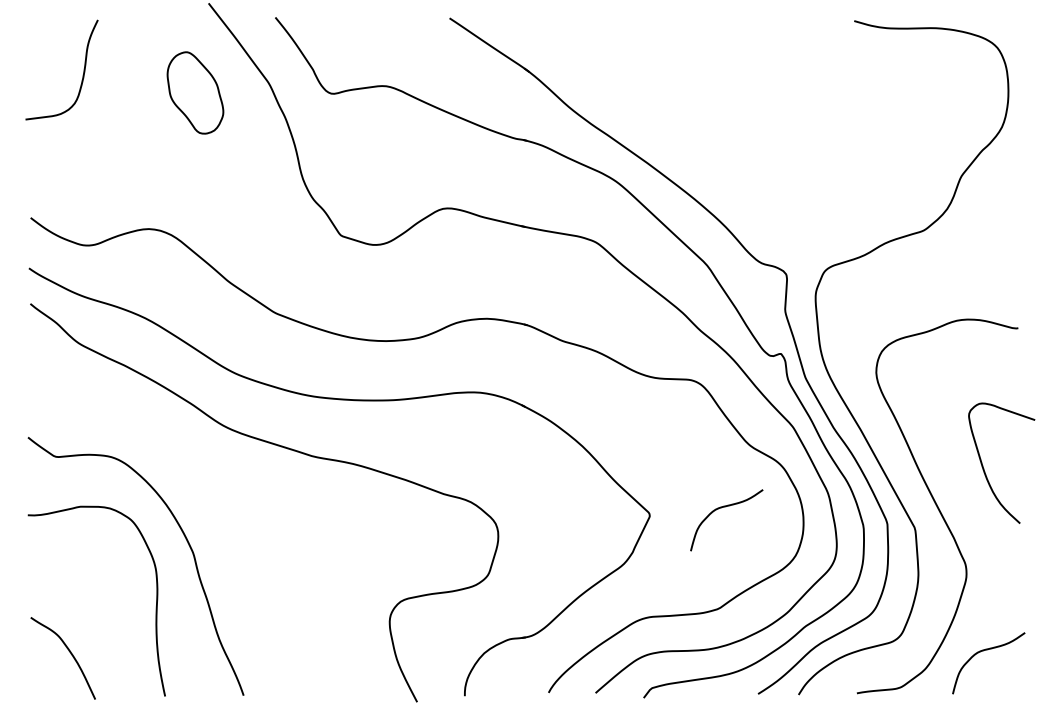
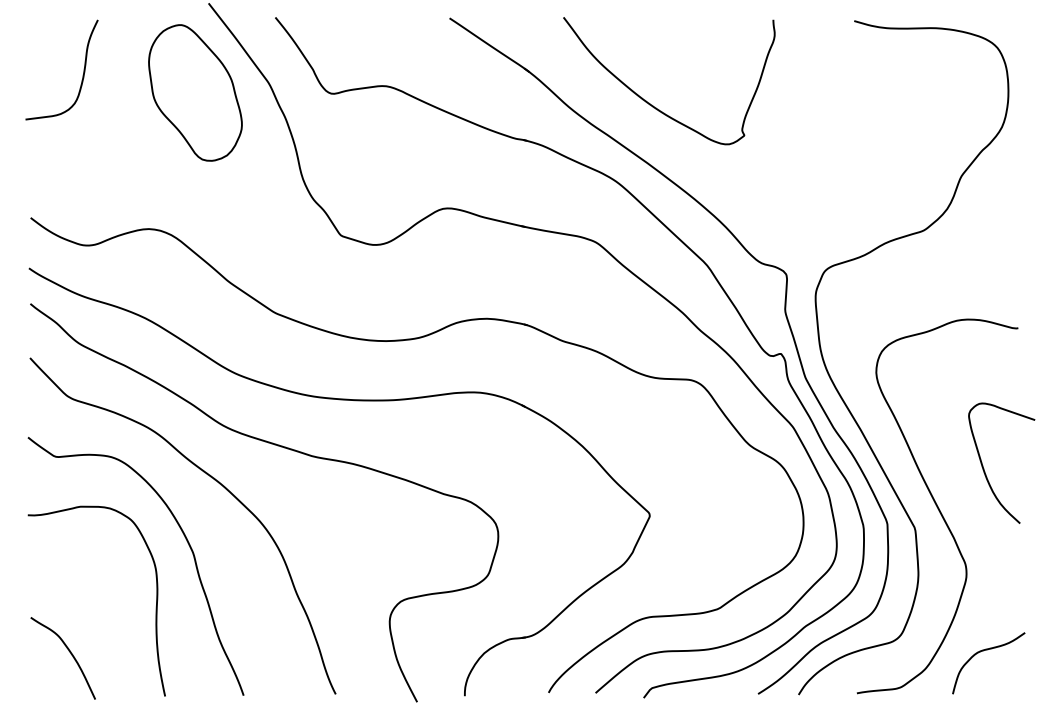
part size: 59x84 px -> 95x138 px (195, 92)
curve: none -> present (653, 105)
curve: none -> present (214, 480)
curve: present -> none (721, 508)
